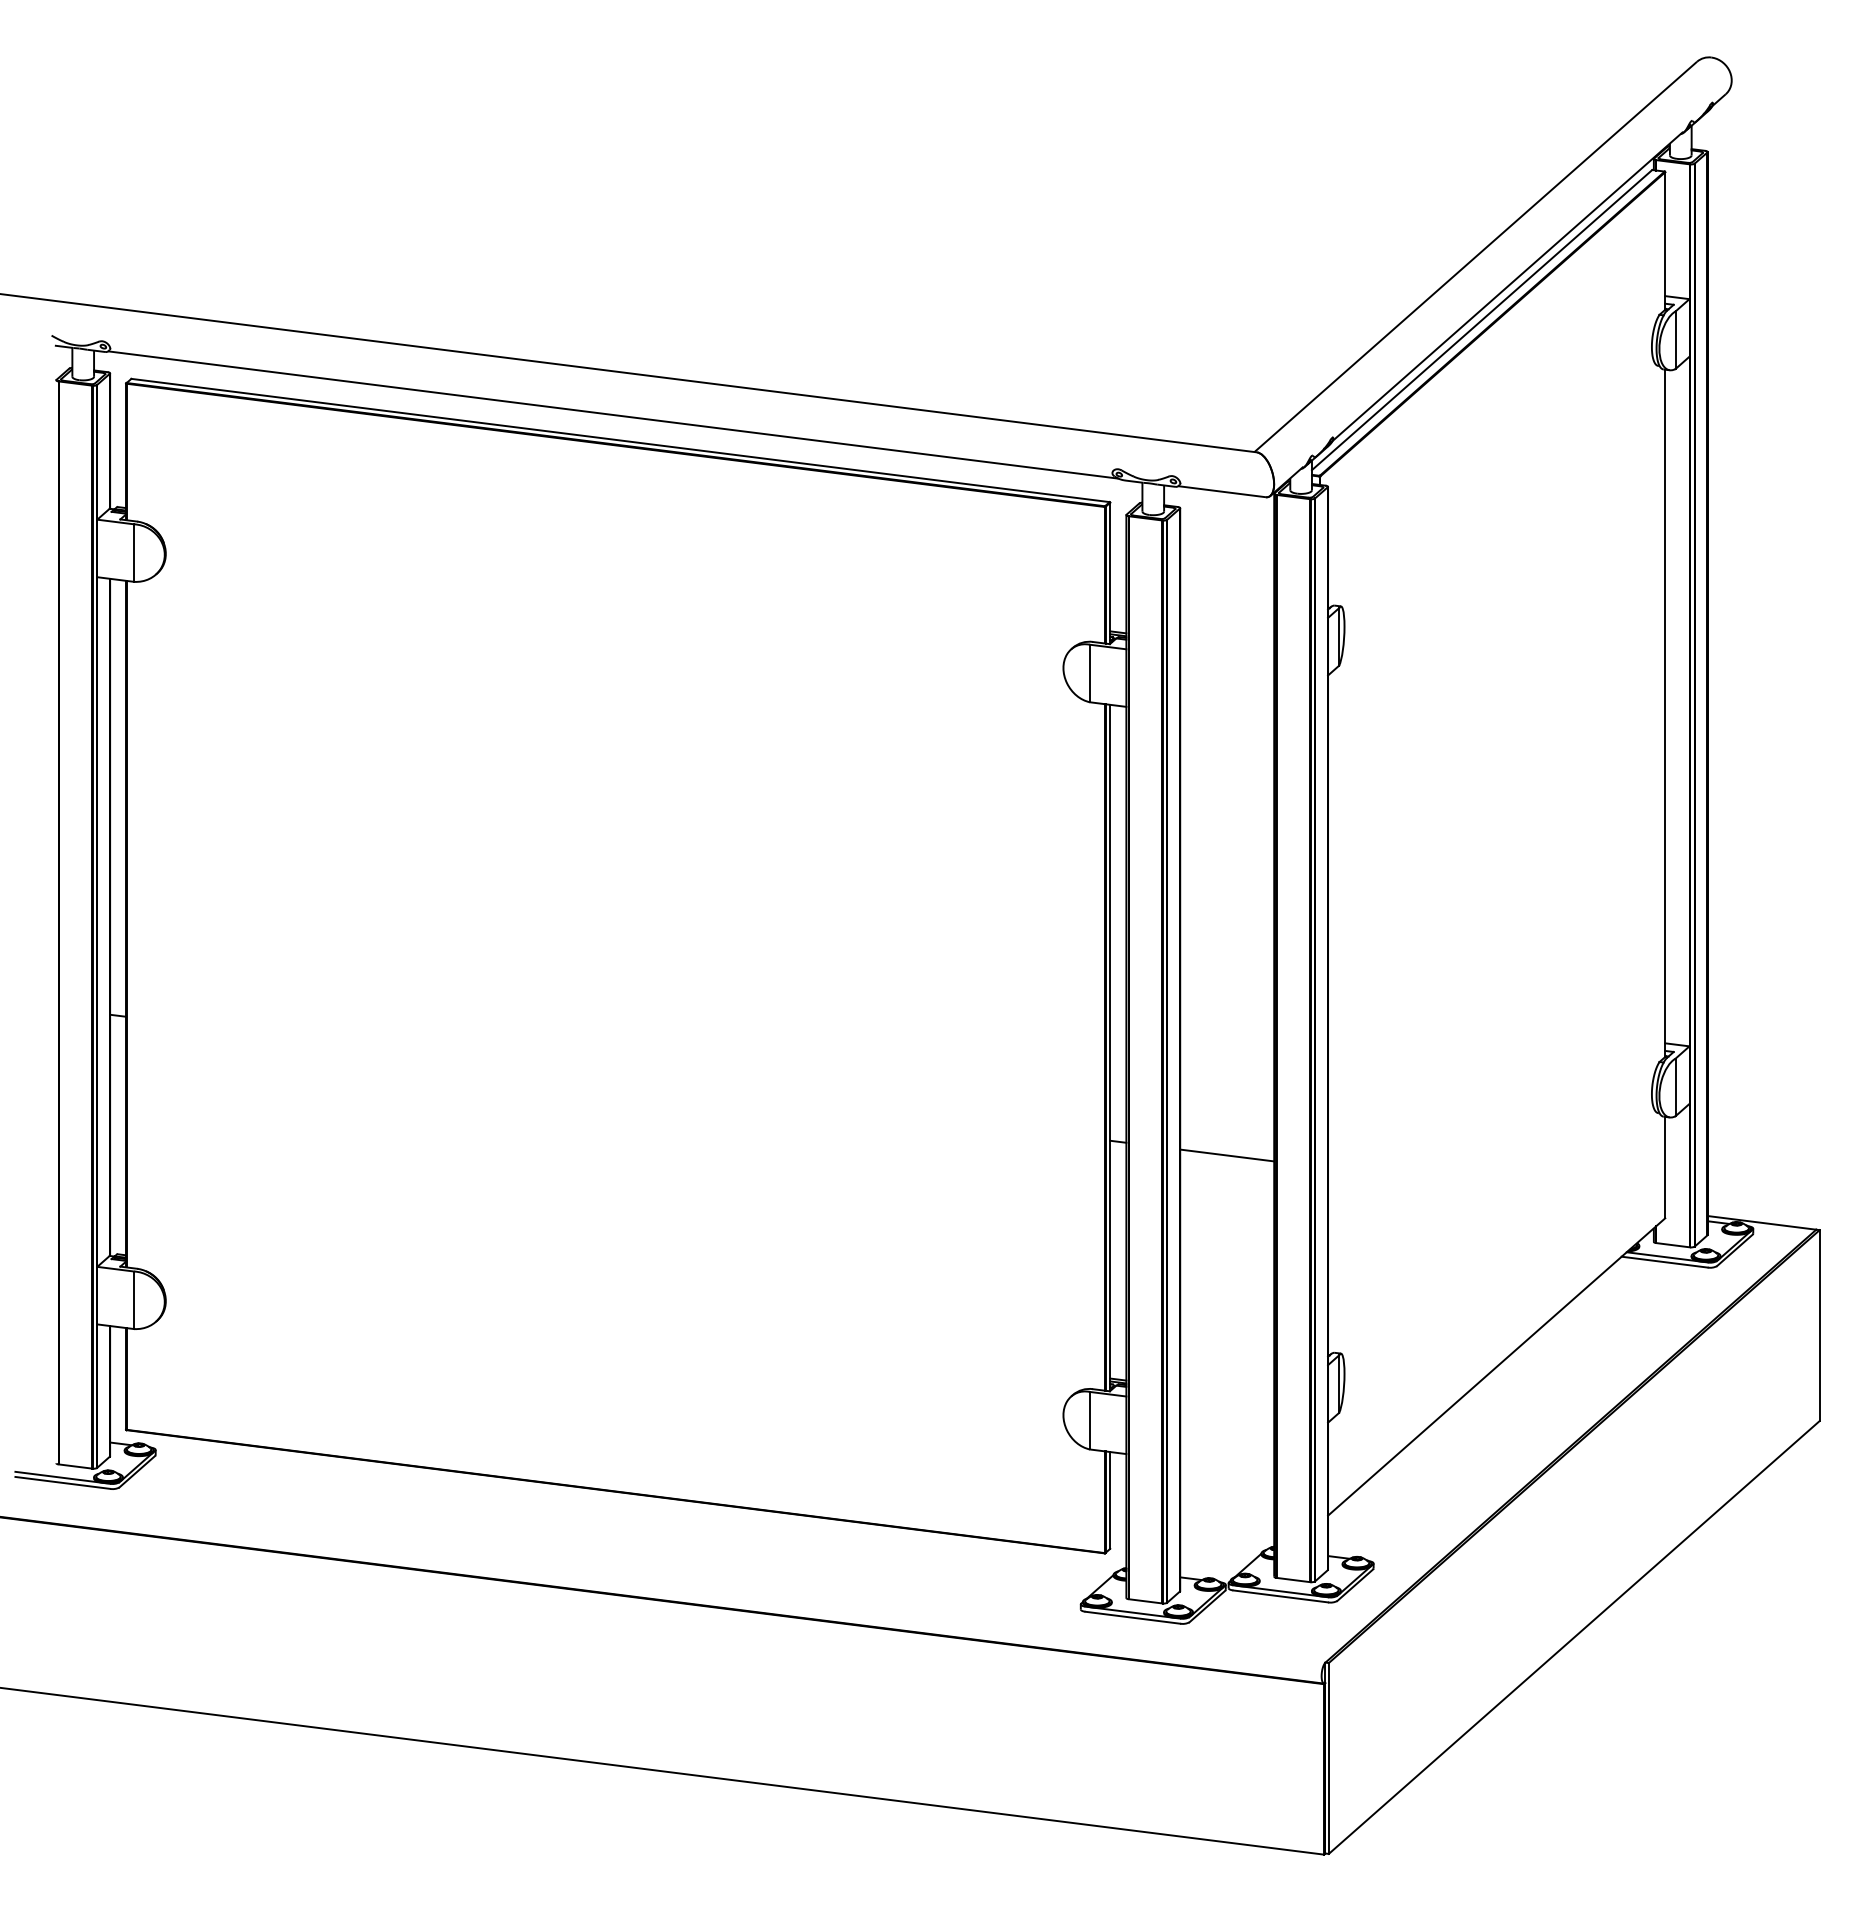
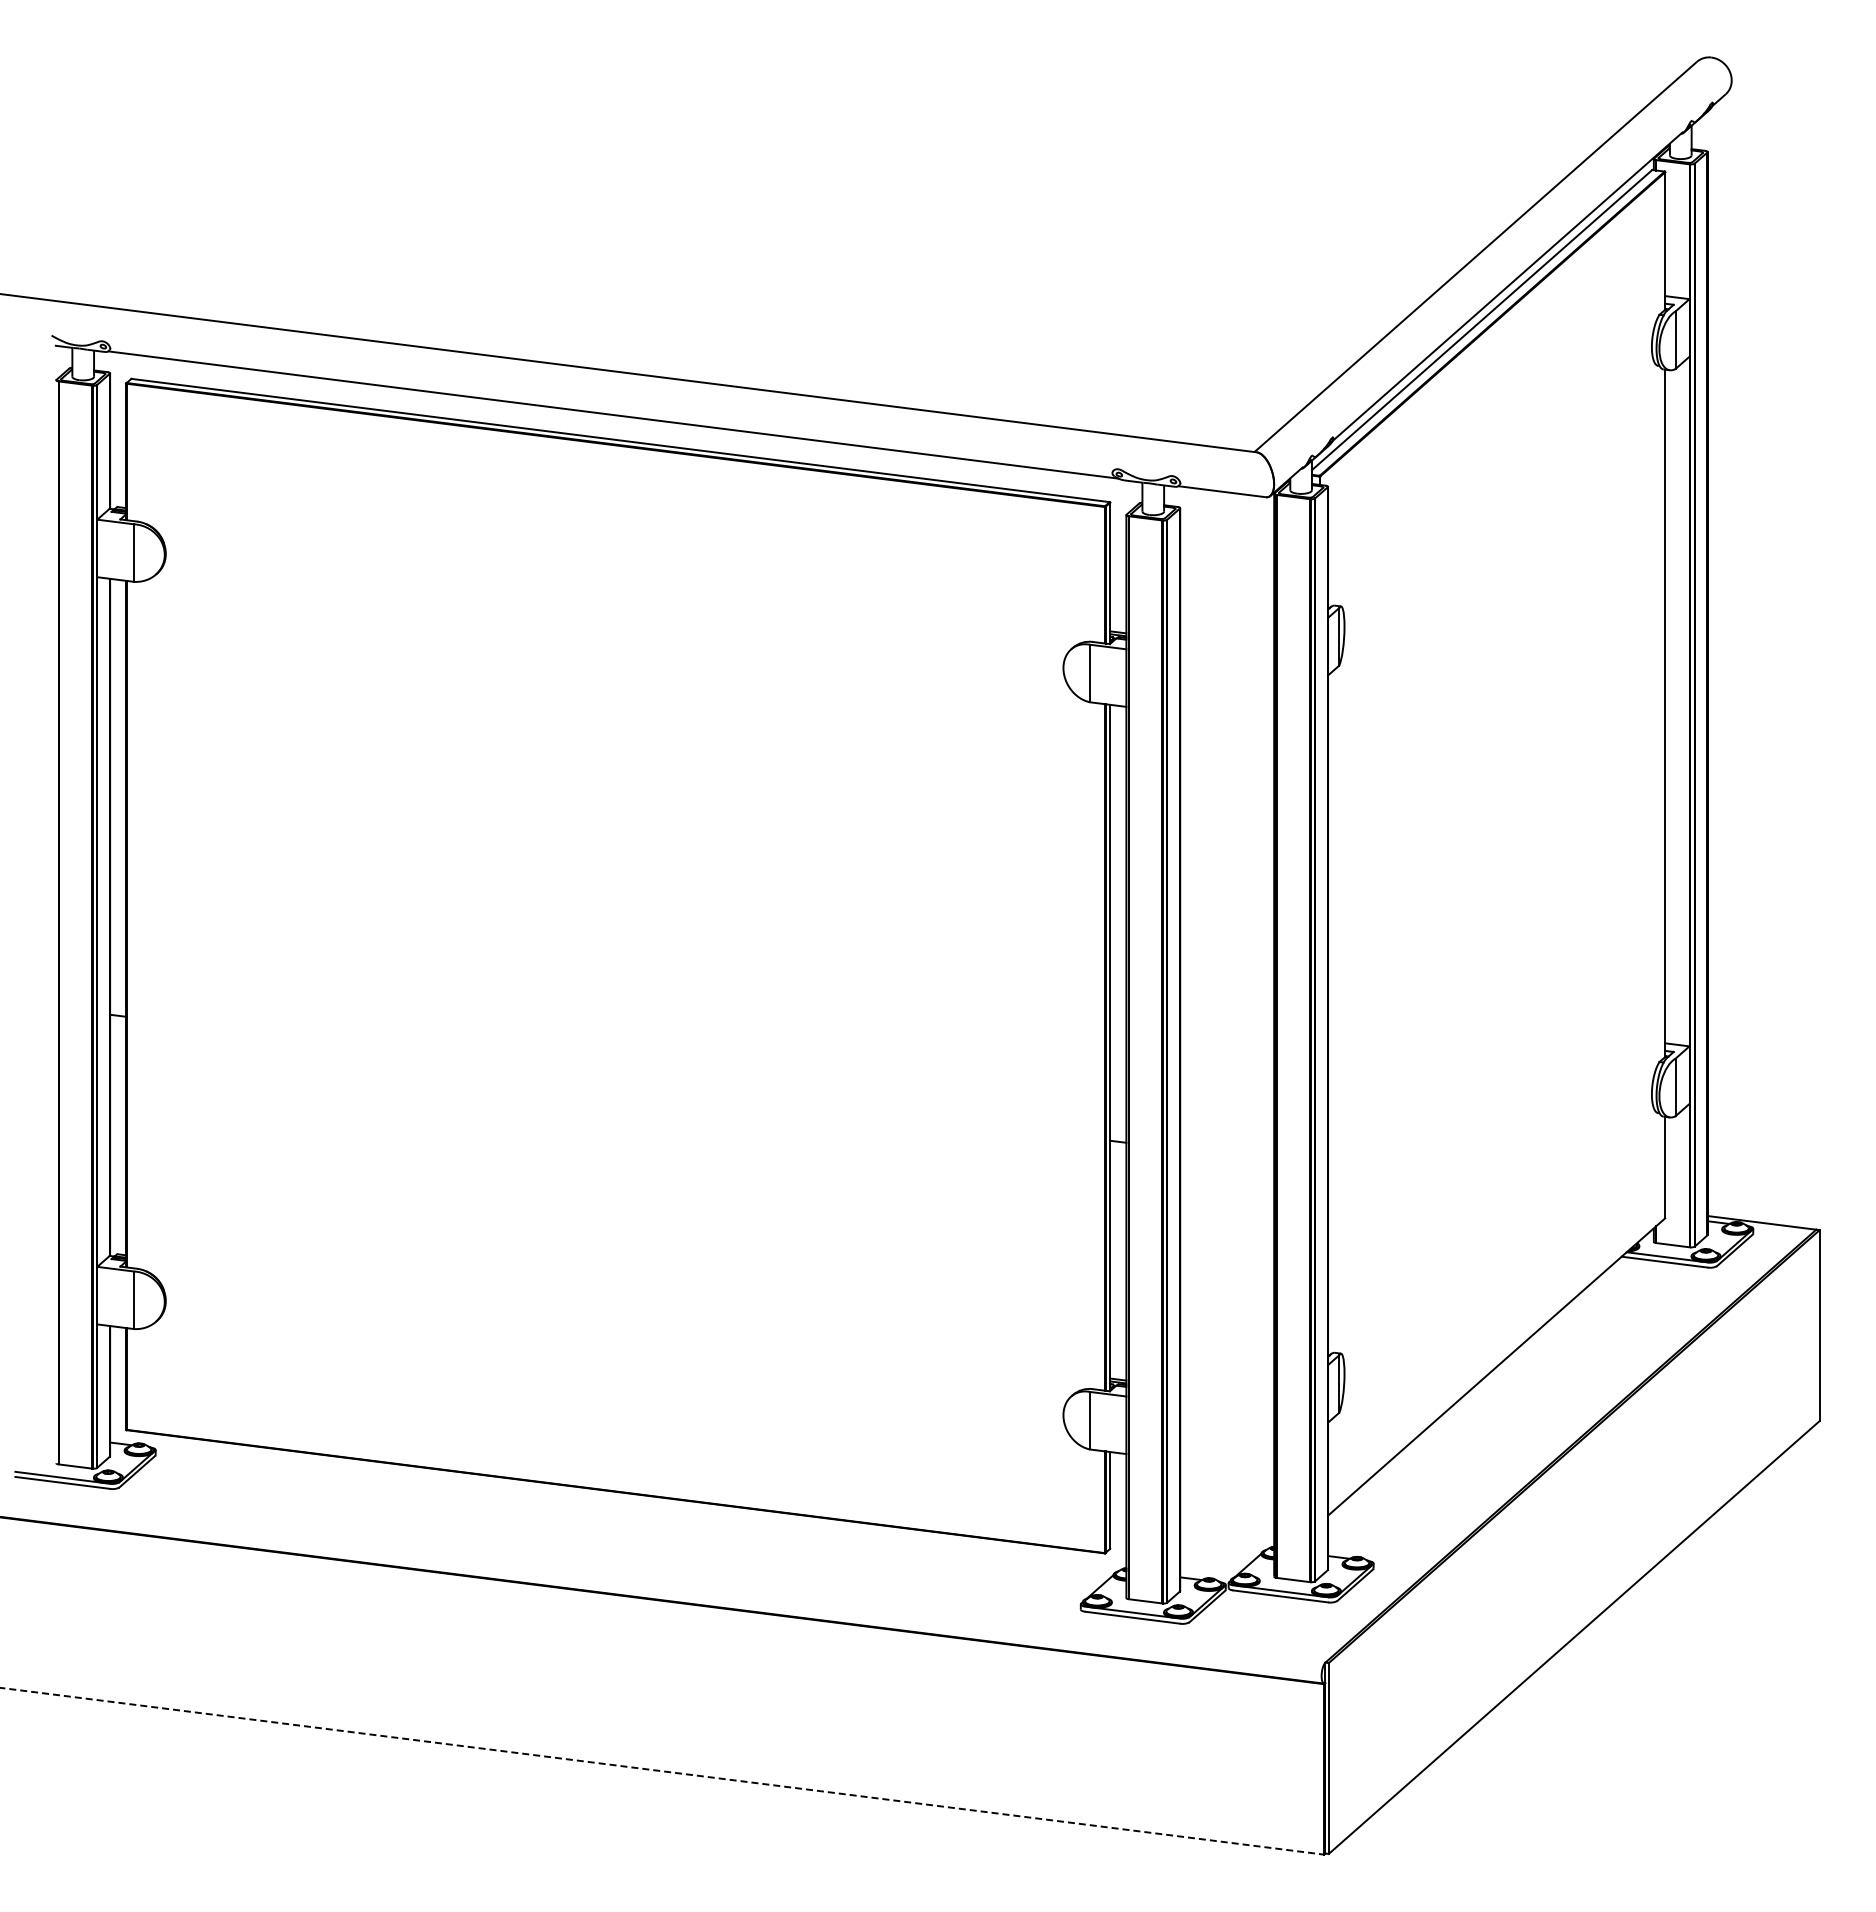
line: present -> none (1227, 1155)
line: solid -> dashed (662, 1771)
